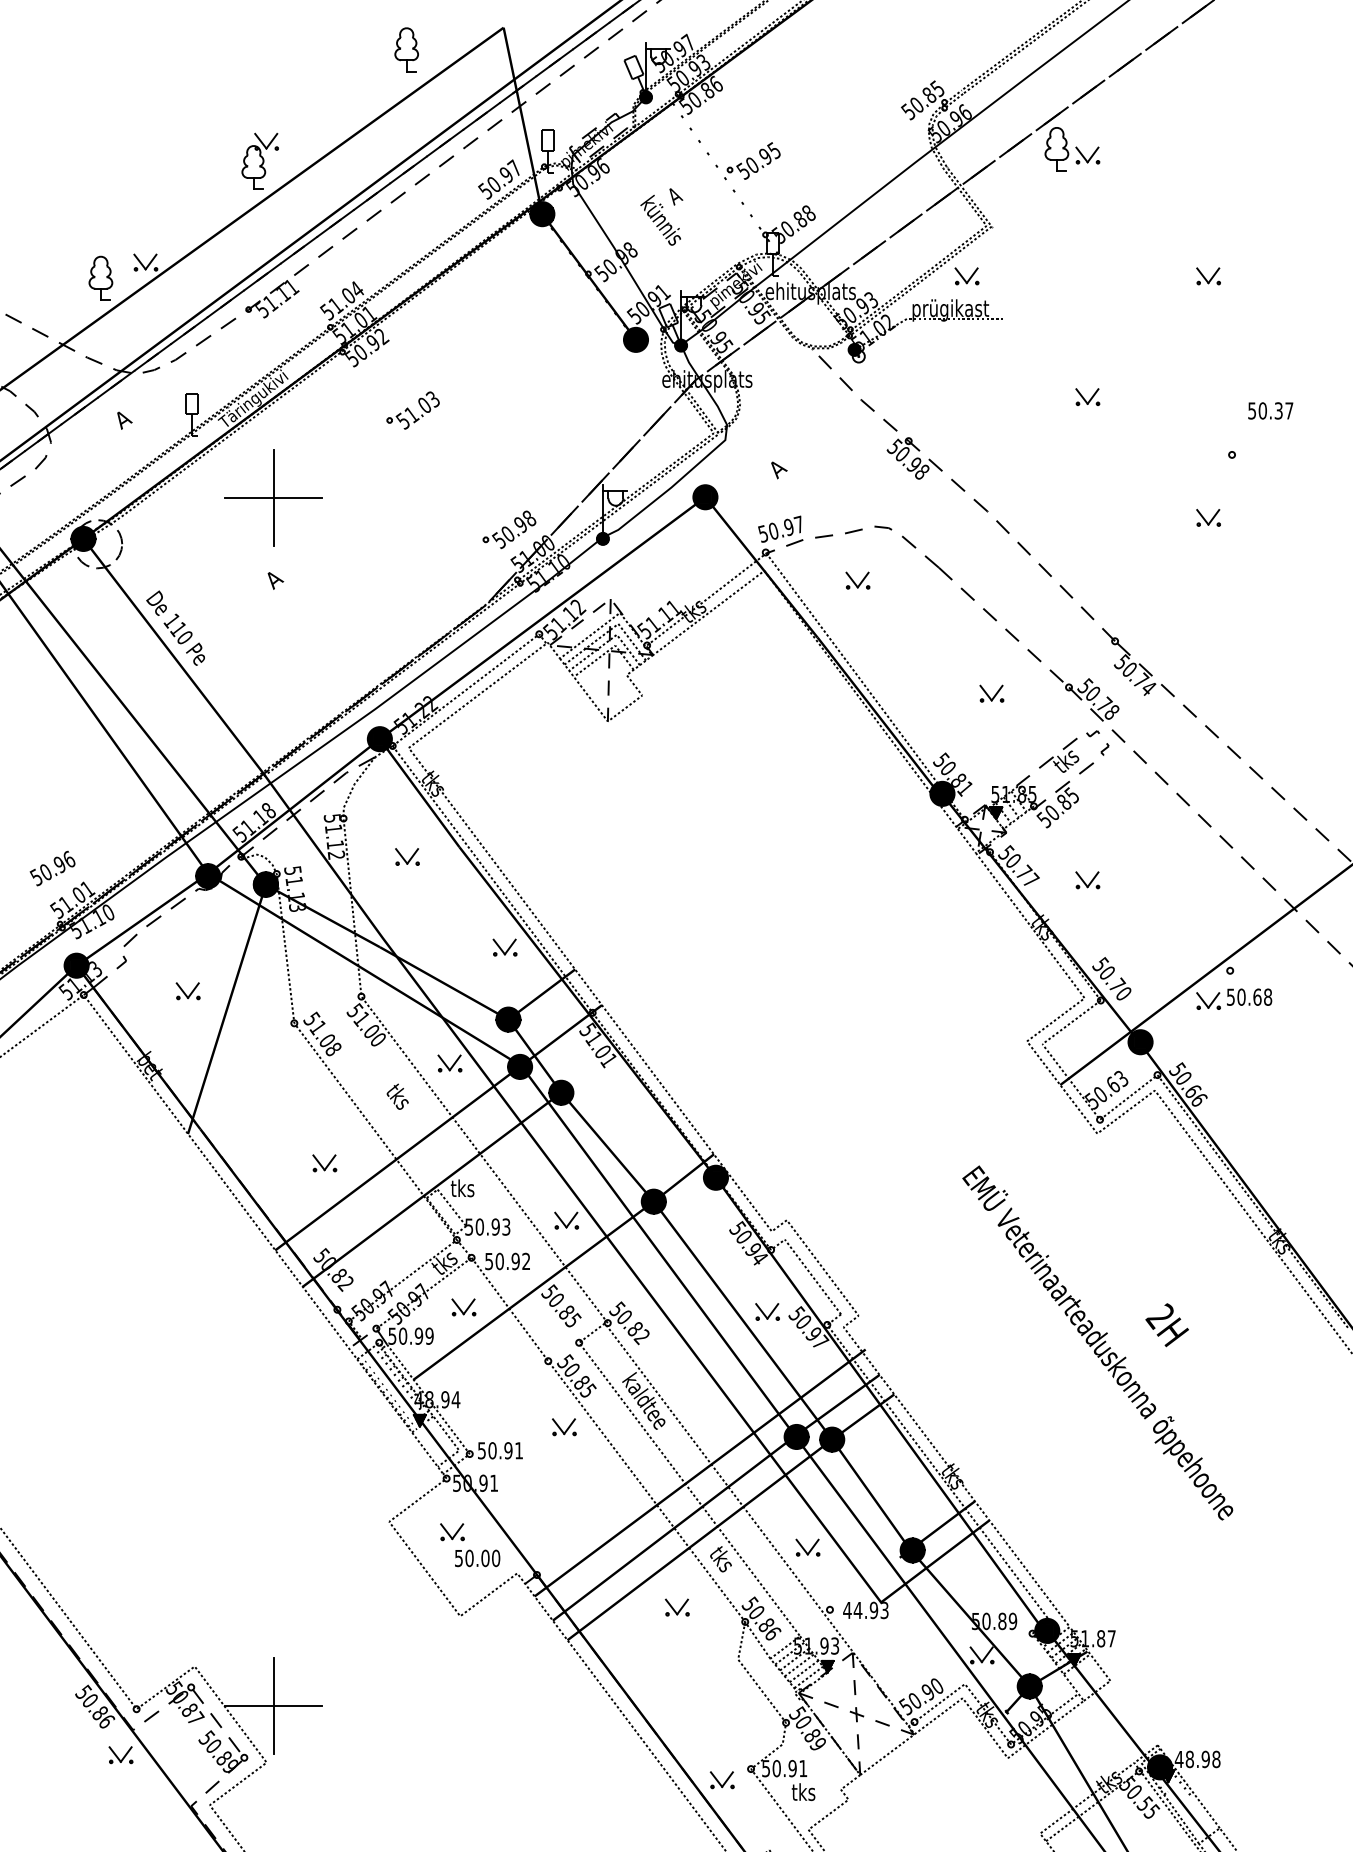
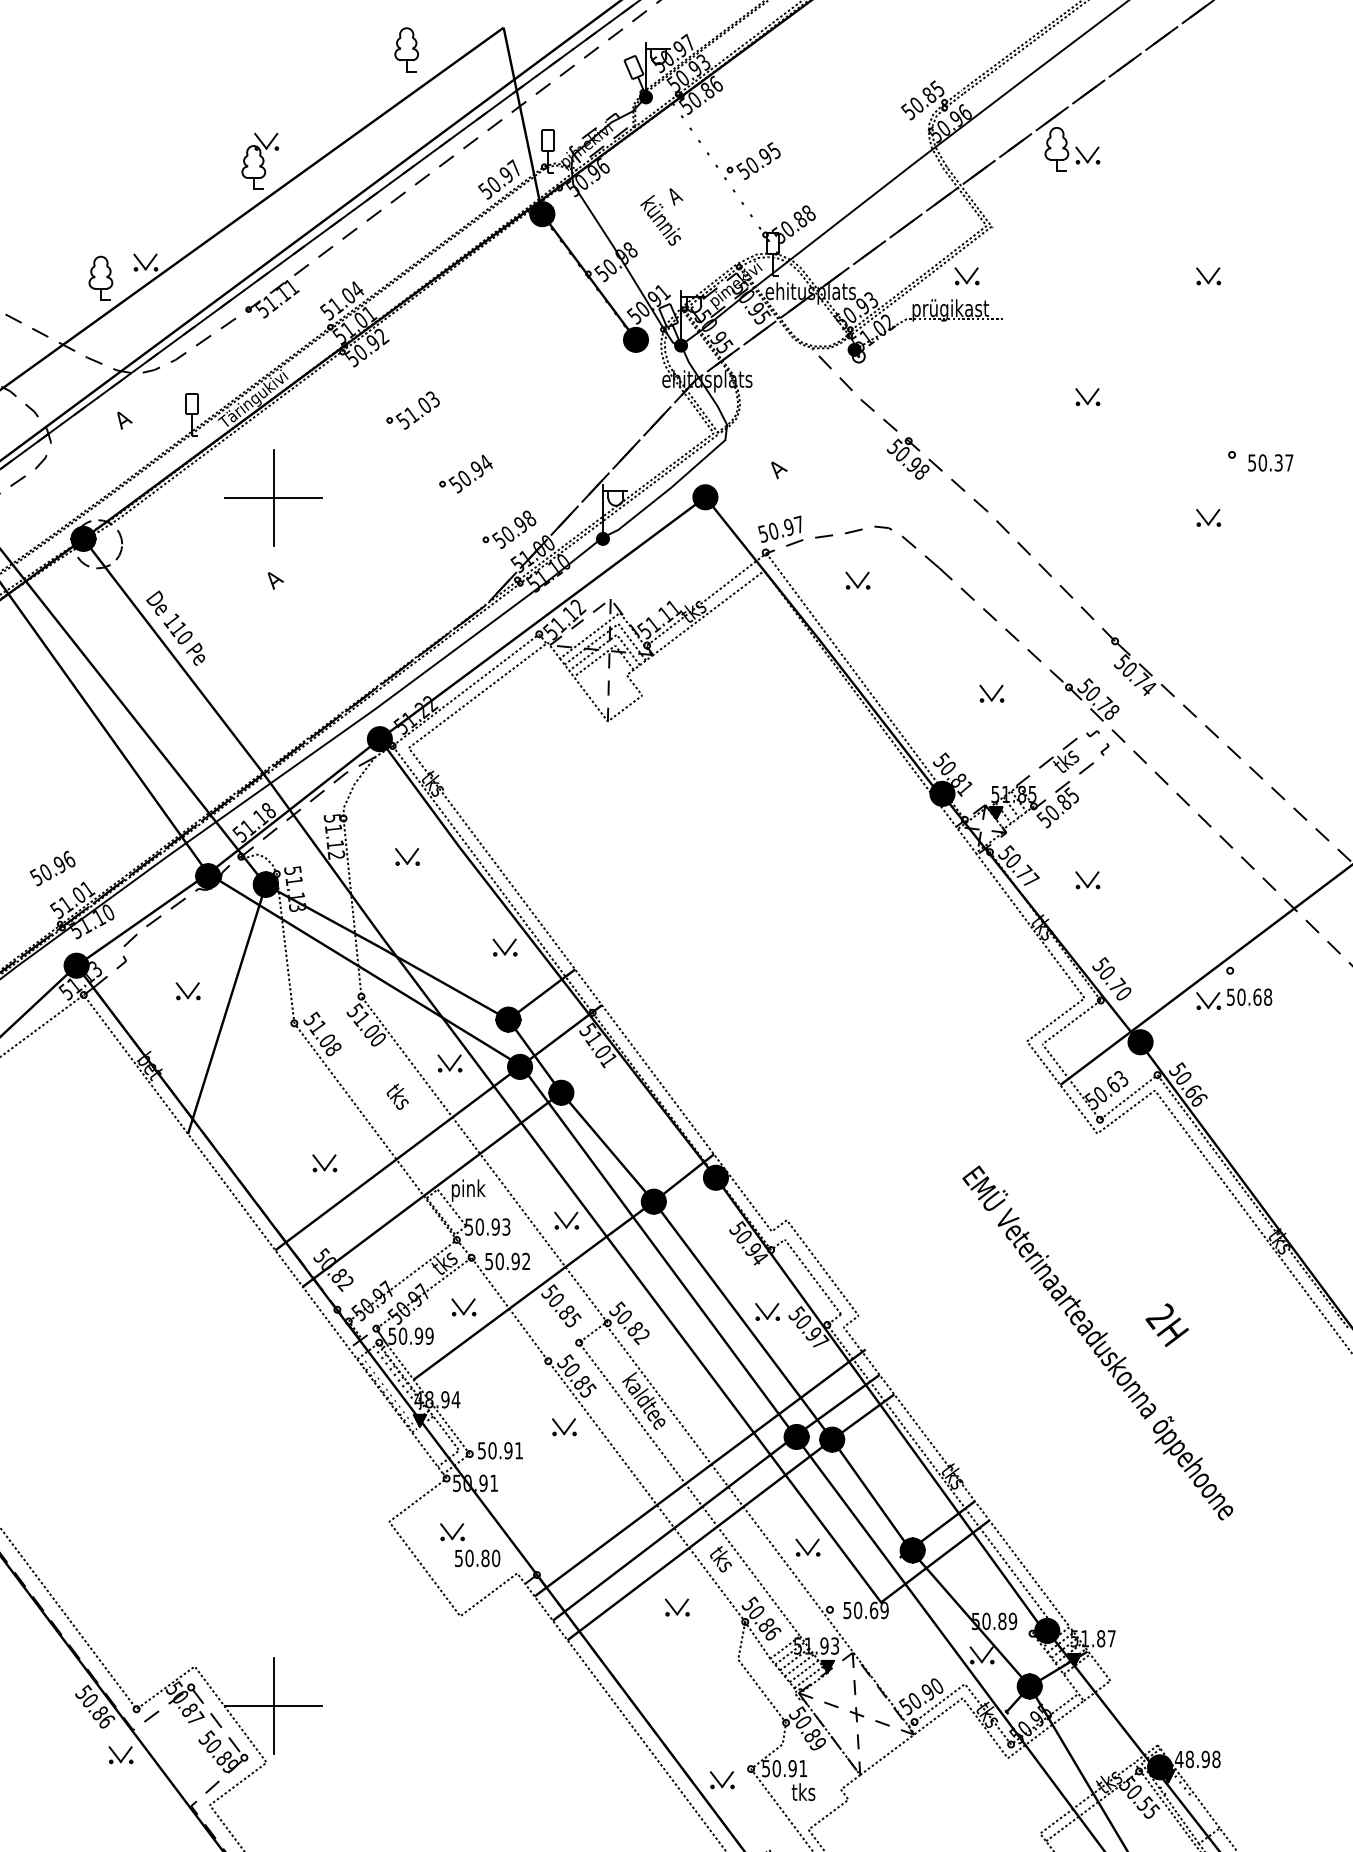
text position: (1270, 410) -> (1270, 462) (1270, 462)
part: none -> present (465, 473)
text: tks -> pink (467, 1190)
text: 50.00 -> 50.80 (485, 1558)
text: 44.93 -> 50.69 (865, 1610)
